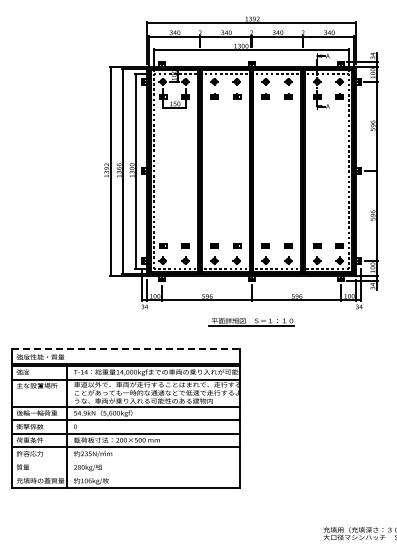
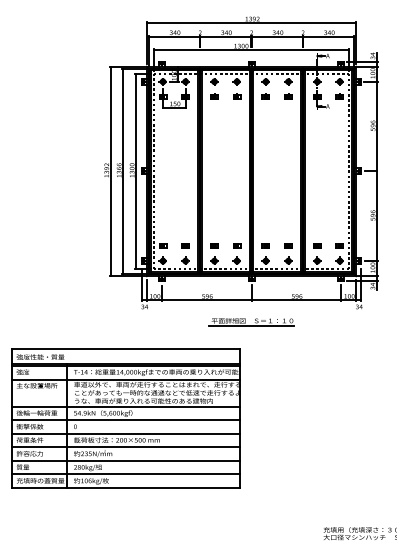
line: dashed -> solid (126, 349)
line: none -> present (125, 460)
line: none -> present (125, 474)
